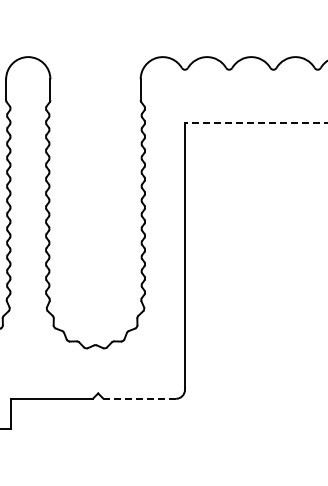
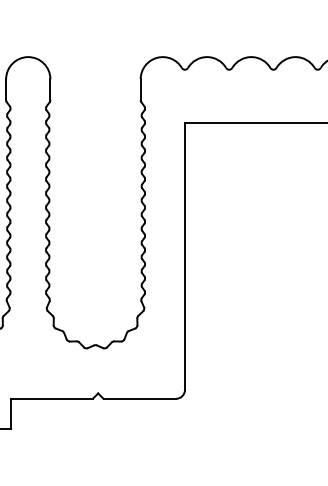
line: dashed -> solid (255, 122)
line: dashed -> solid (139, 398)
